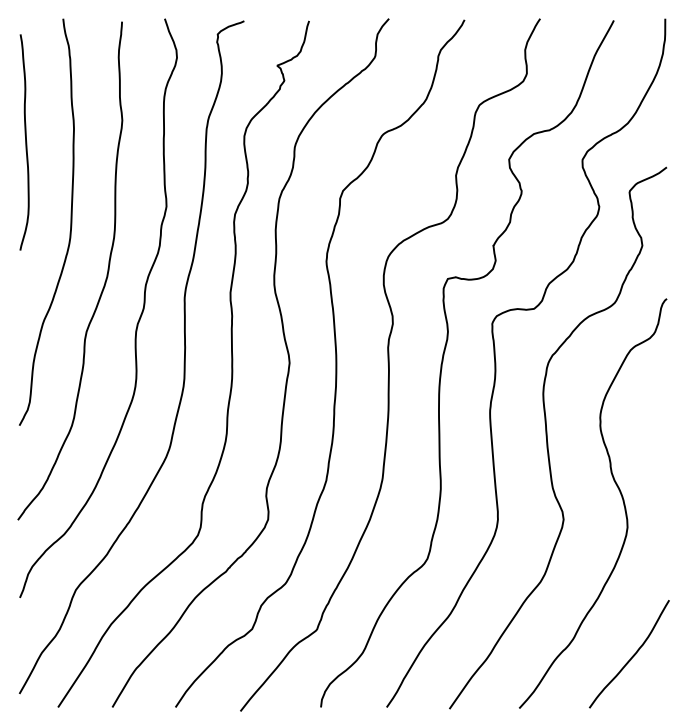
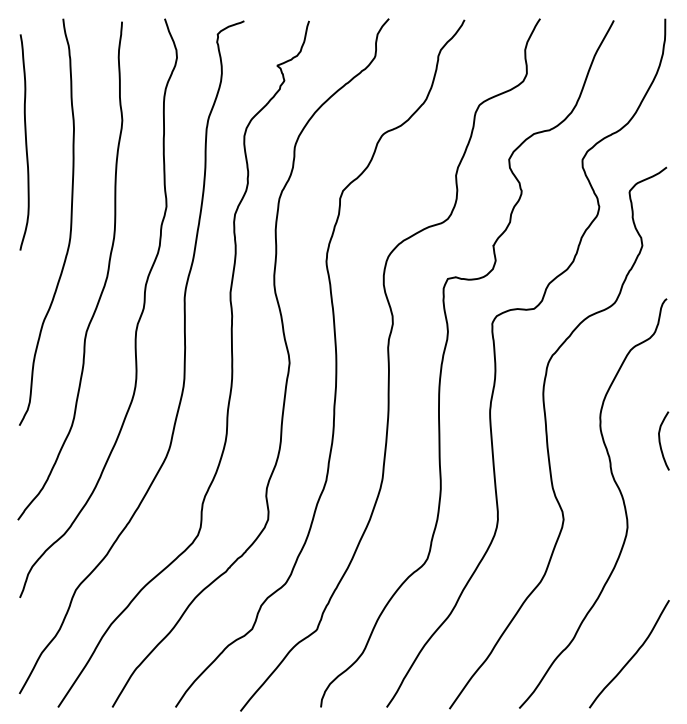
curve: none -> present (660, 440)
